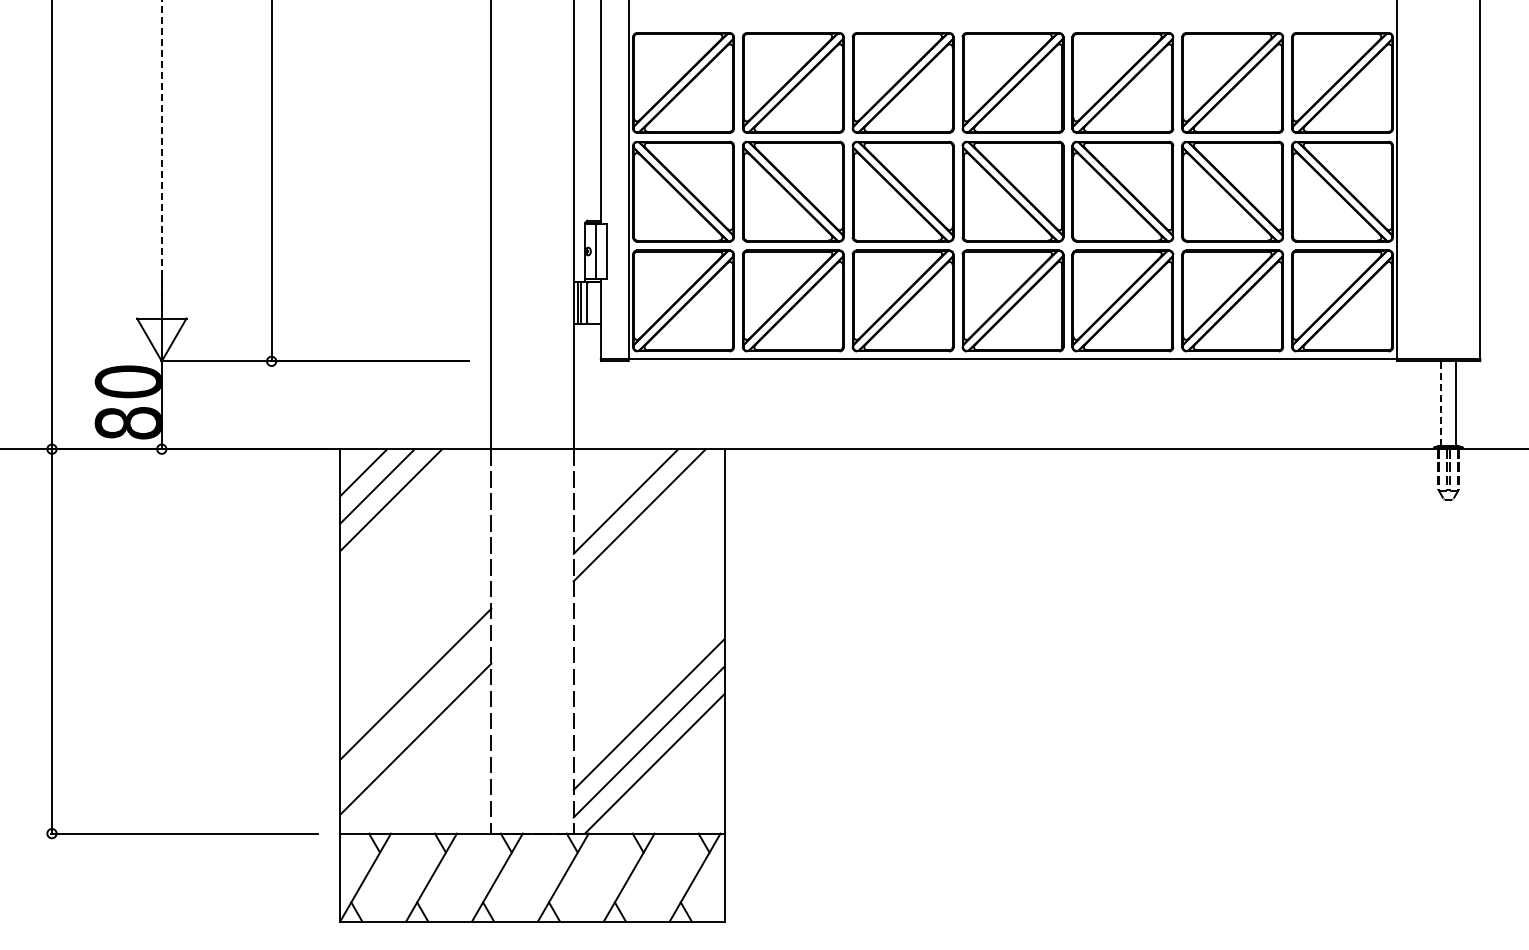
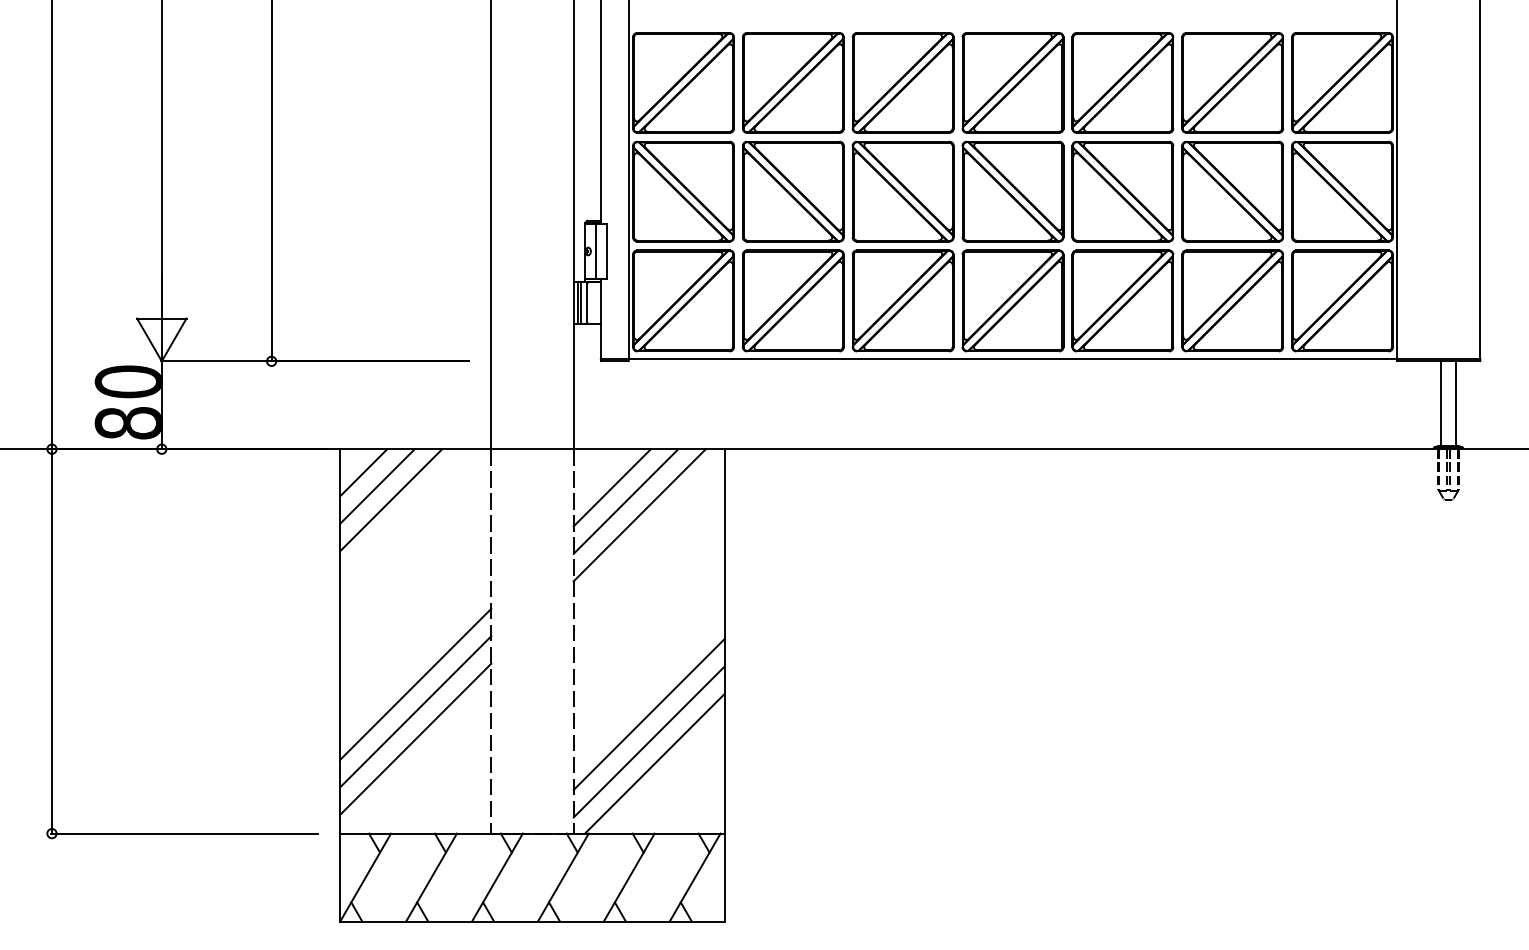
line: dashed -> solid (161, 156)
line: dashed -> solid (1441, 403)
line: none -> present (611, 487)
line: none -> present (415, 711)
